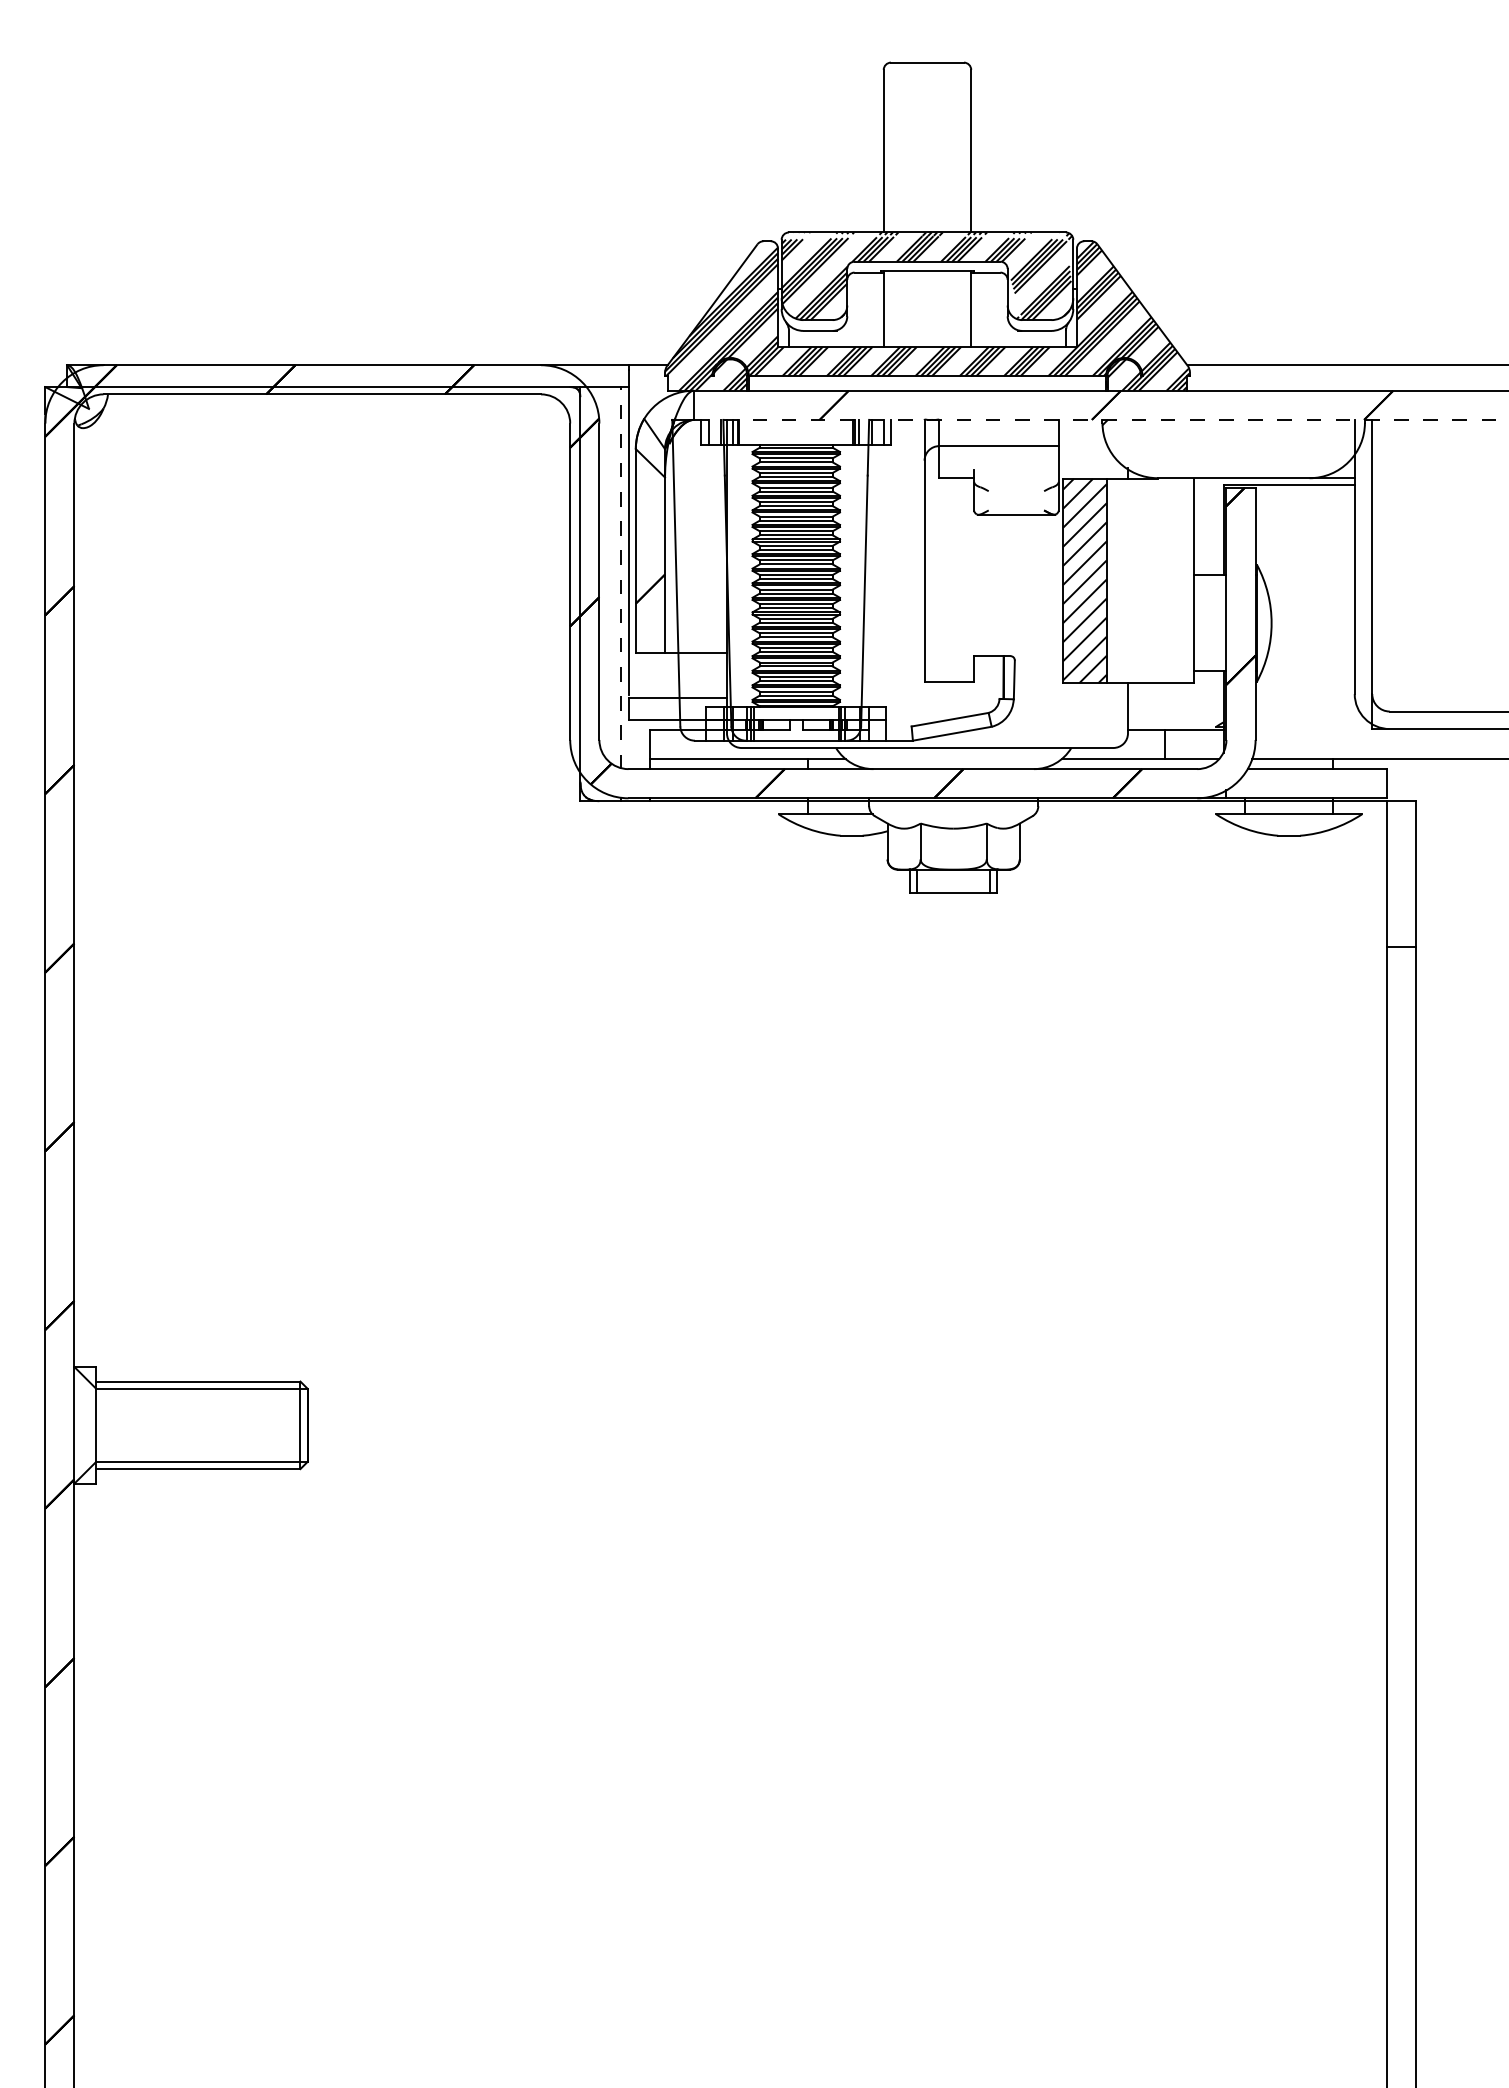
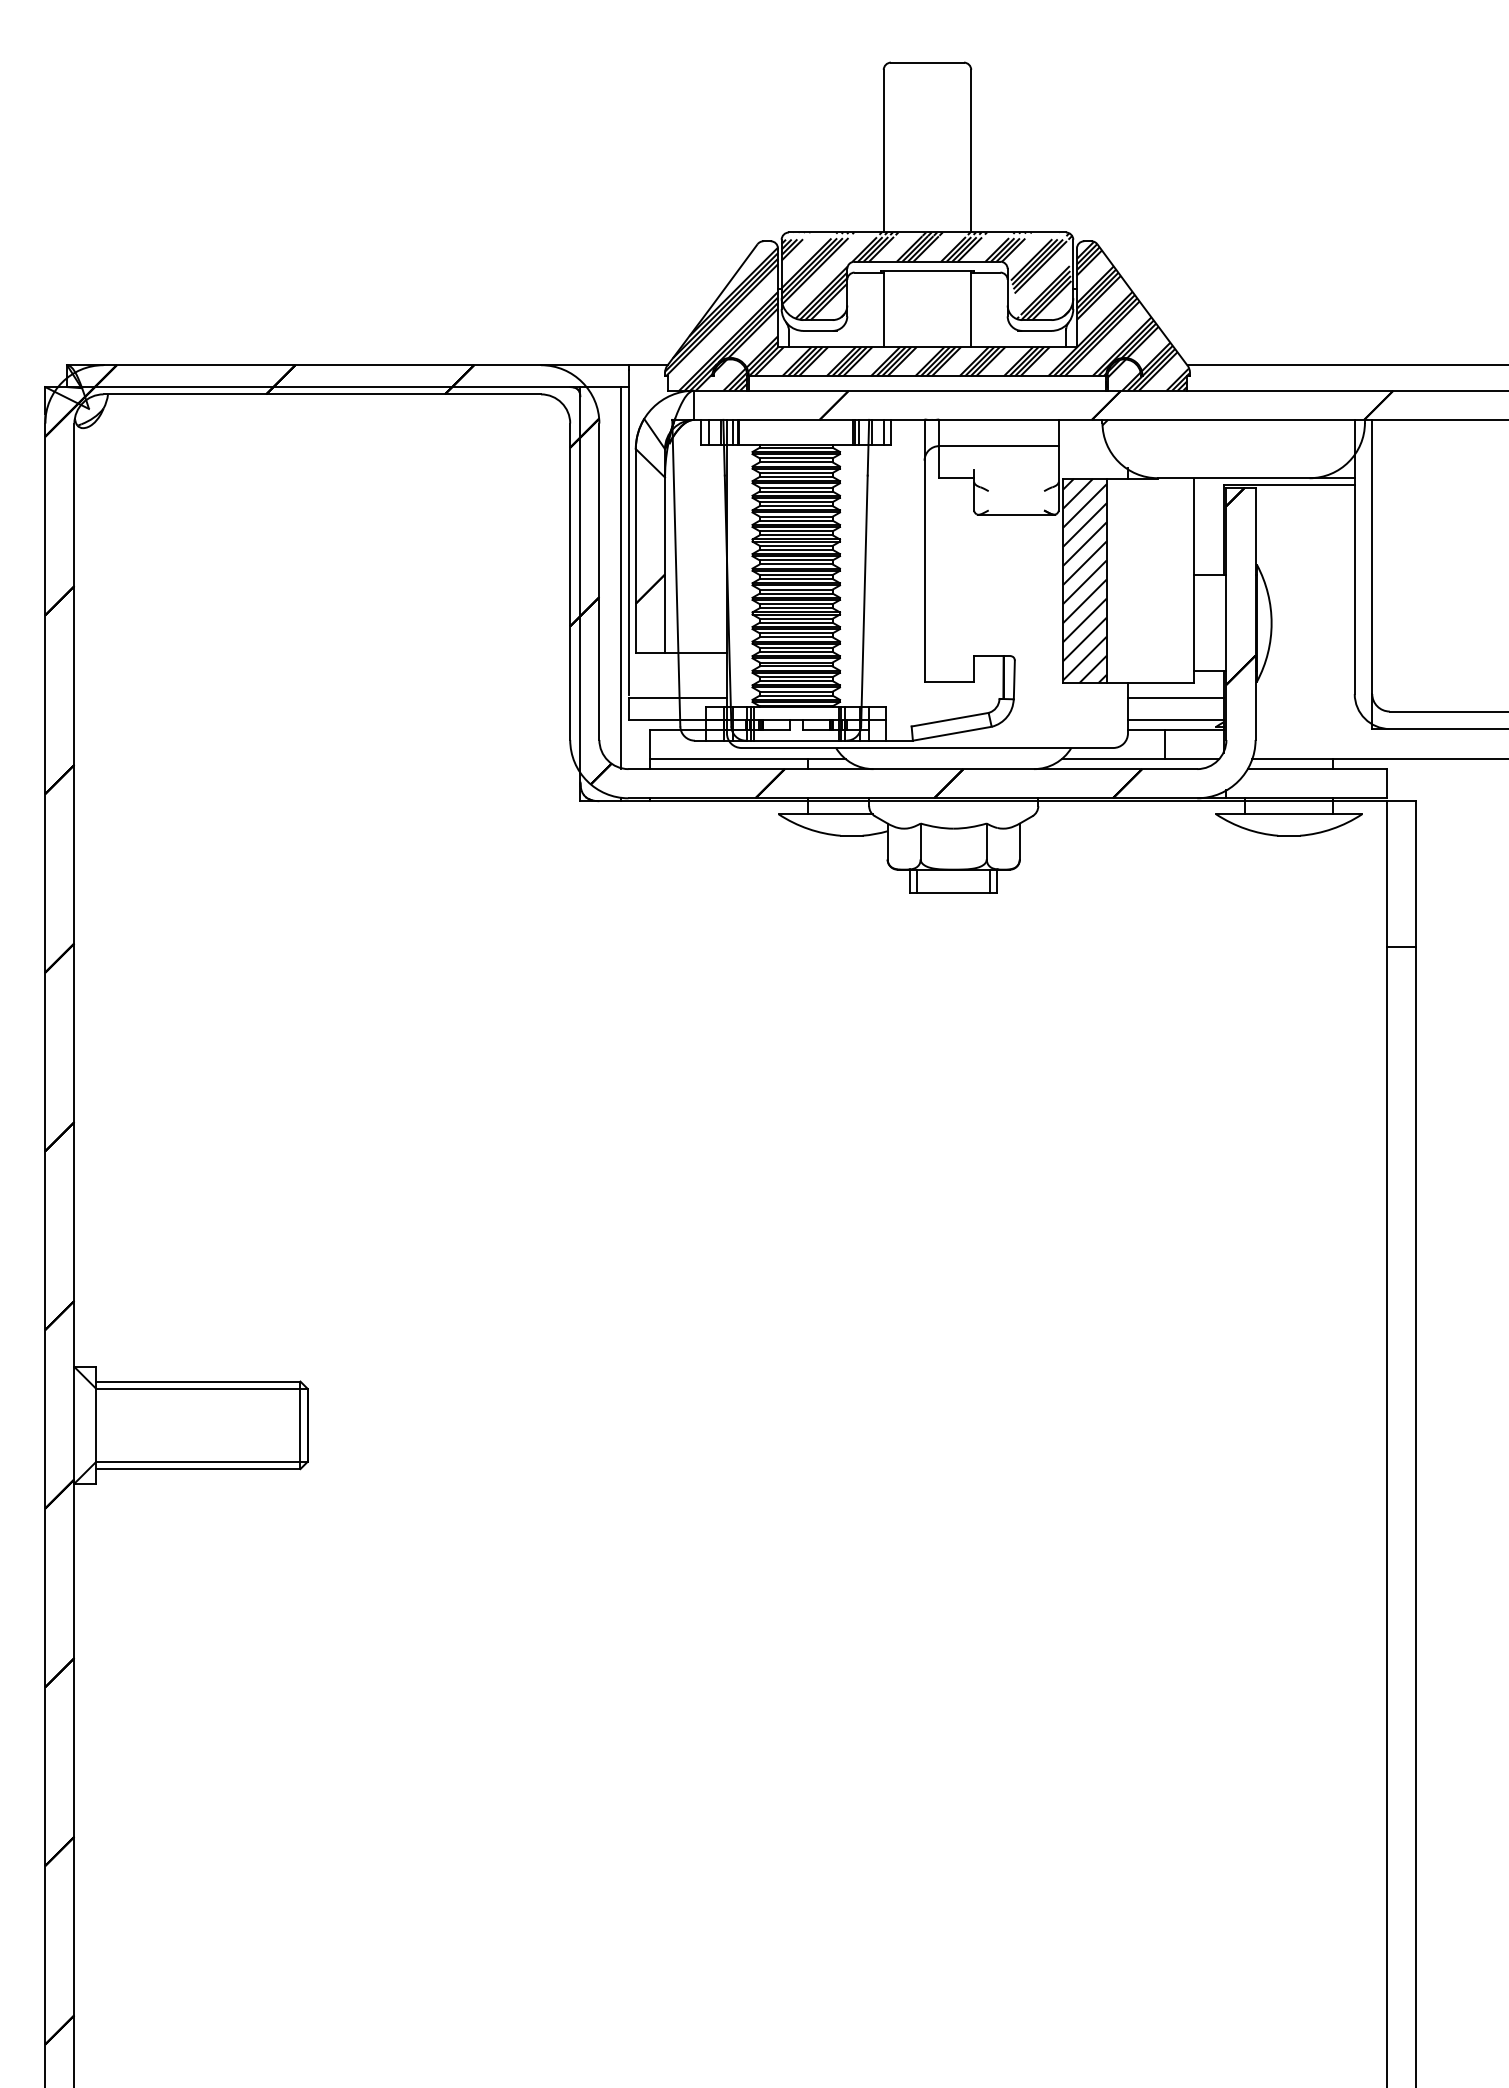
line: dashed -> solid (1101, 419)
line: dashed -> solid (621, 577)
line: none -> present (1175, 697)
line: none -> present (1175, 719)
